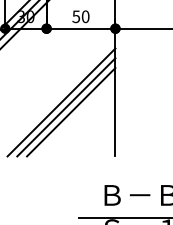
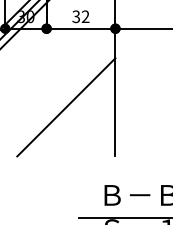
text: 50 -> 32 (80, 16)
line: present -> none (61, 102)
line: present -> none (71, 112)
